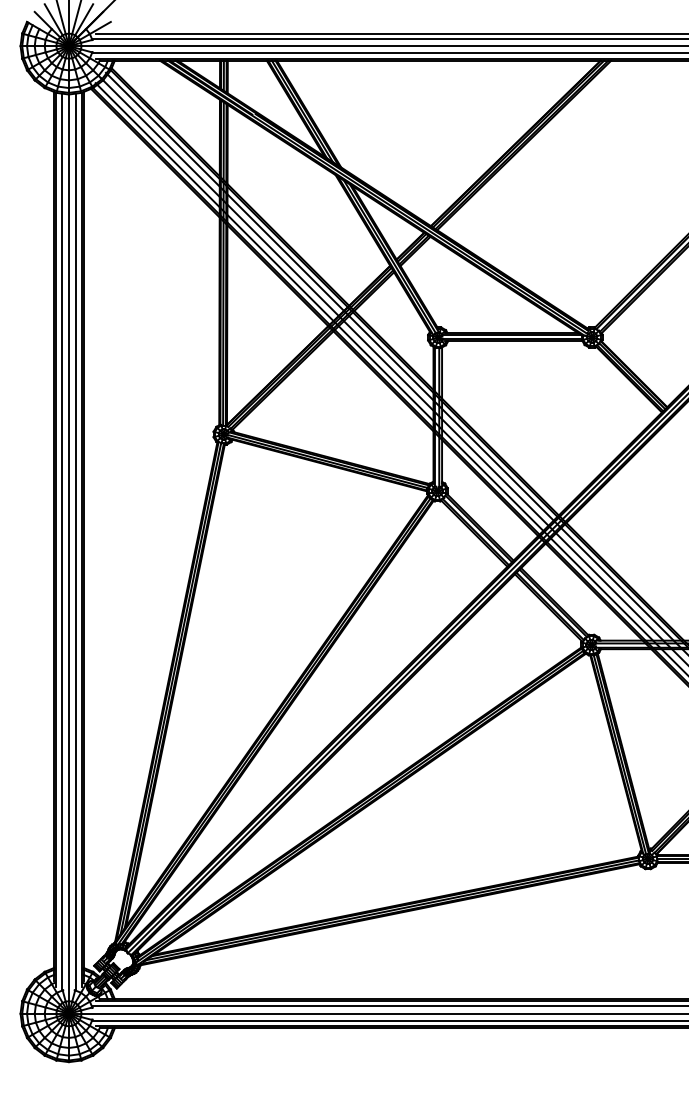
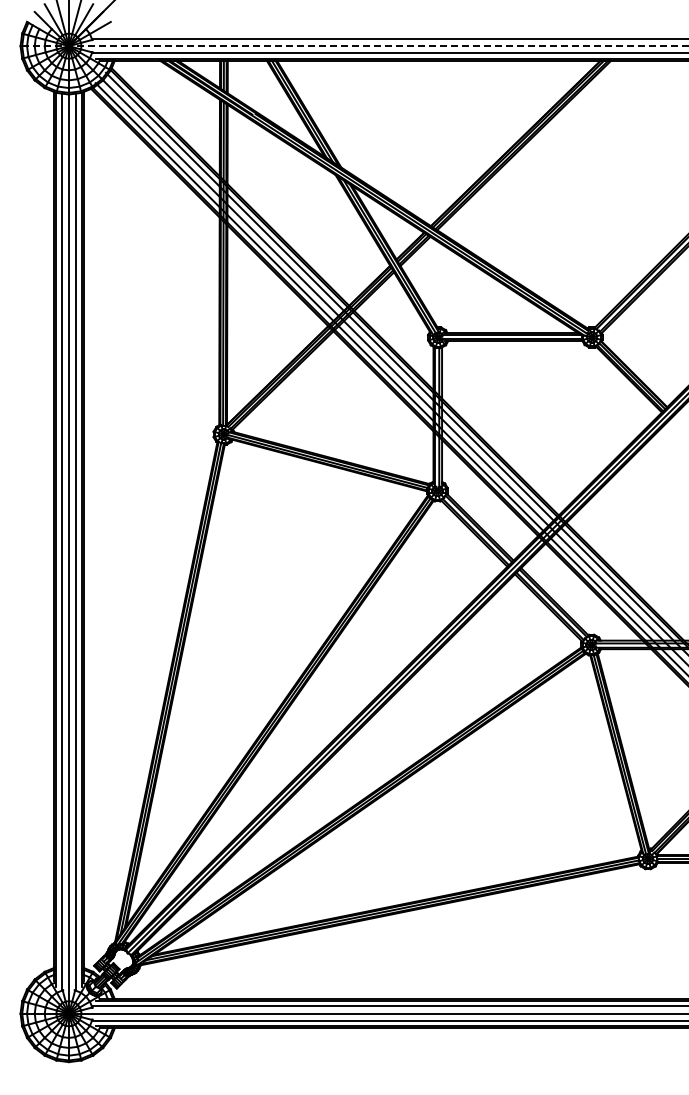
line: present -> none (390, 33)
line: solid -> dashed (354, 46)
